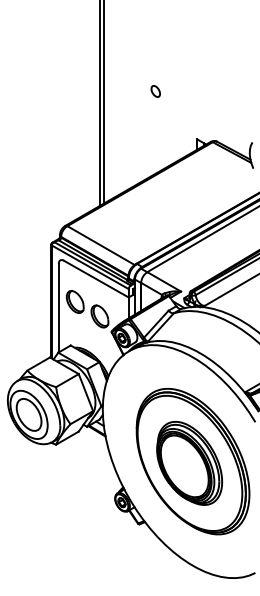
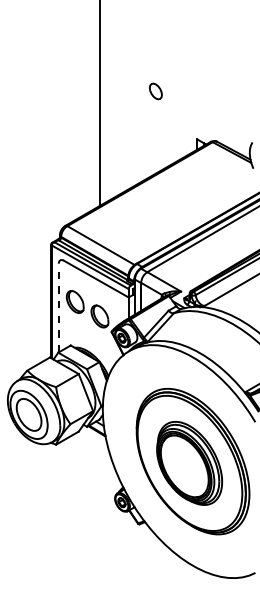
part size: 11x13 px -> 14x19 px (155, 91)
line: present -> none (103, 102)
line: solid -> dashed (58, 307)
